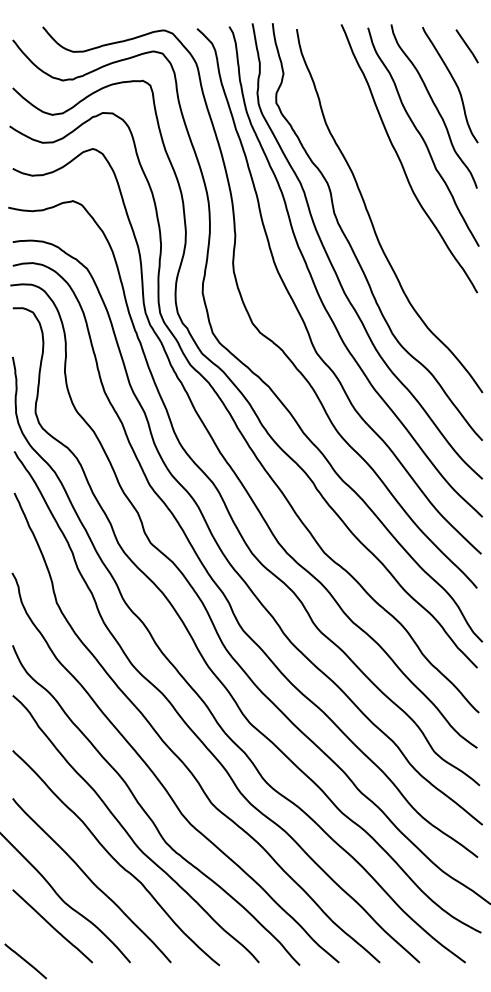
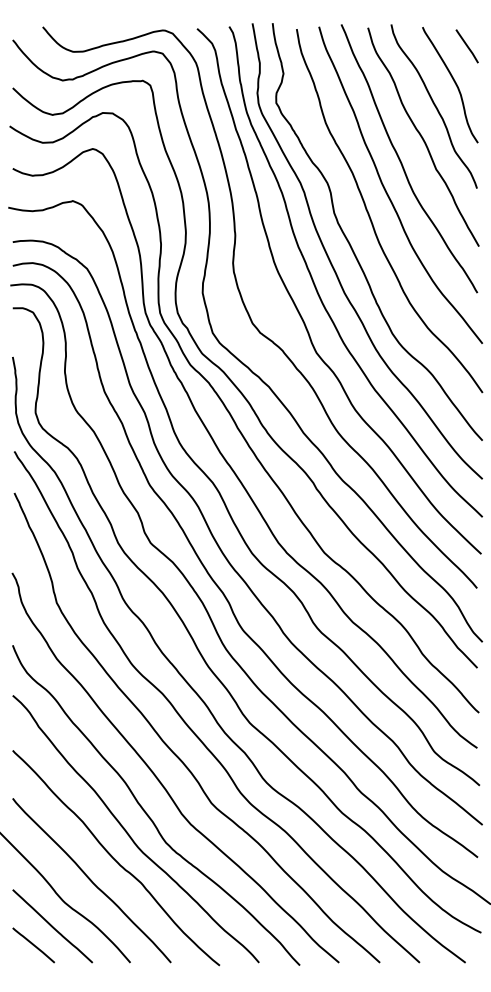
curve: none -> present (386, 190)
line position: (25, 961) -> (33, 945) (33, 945)
